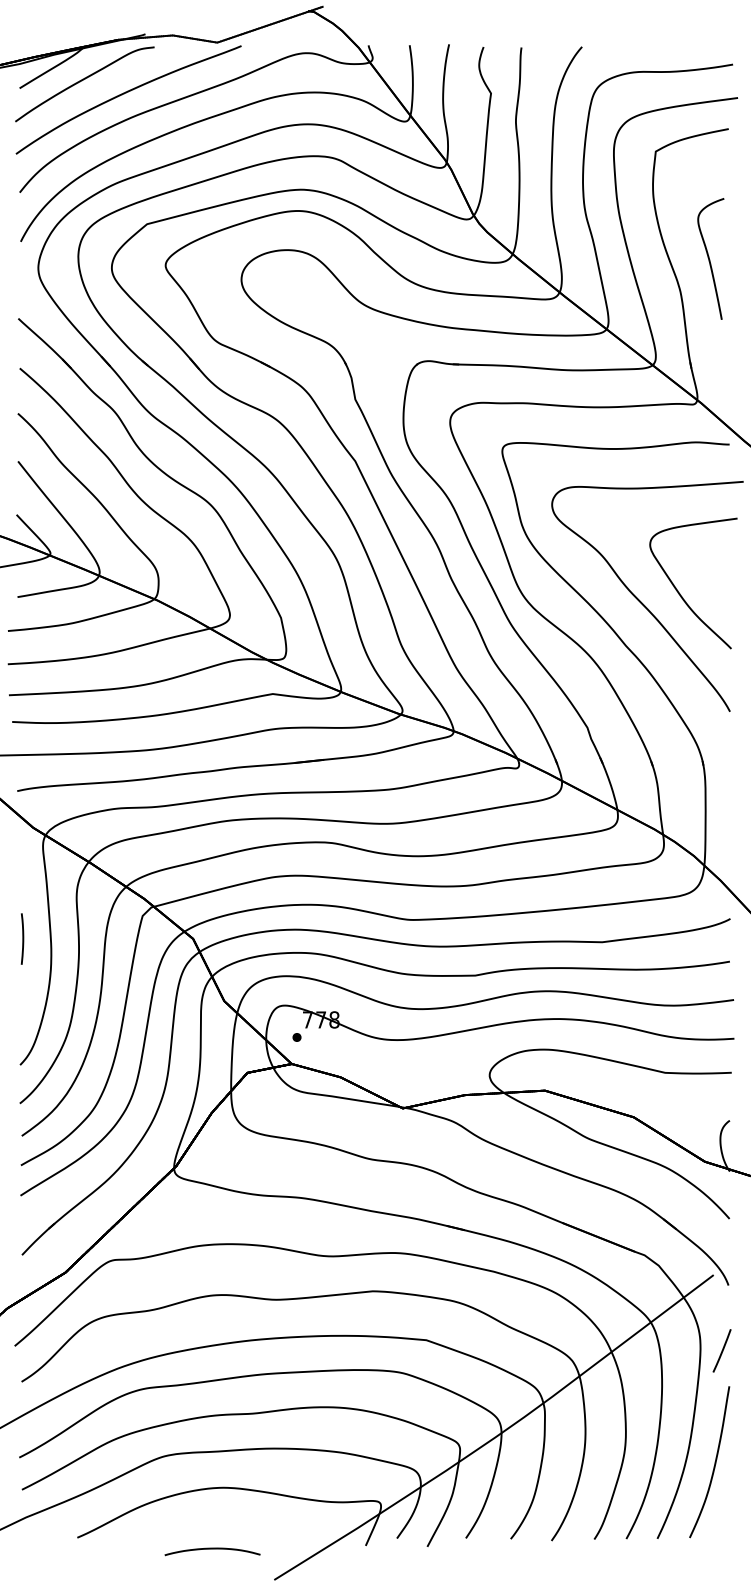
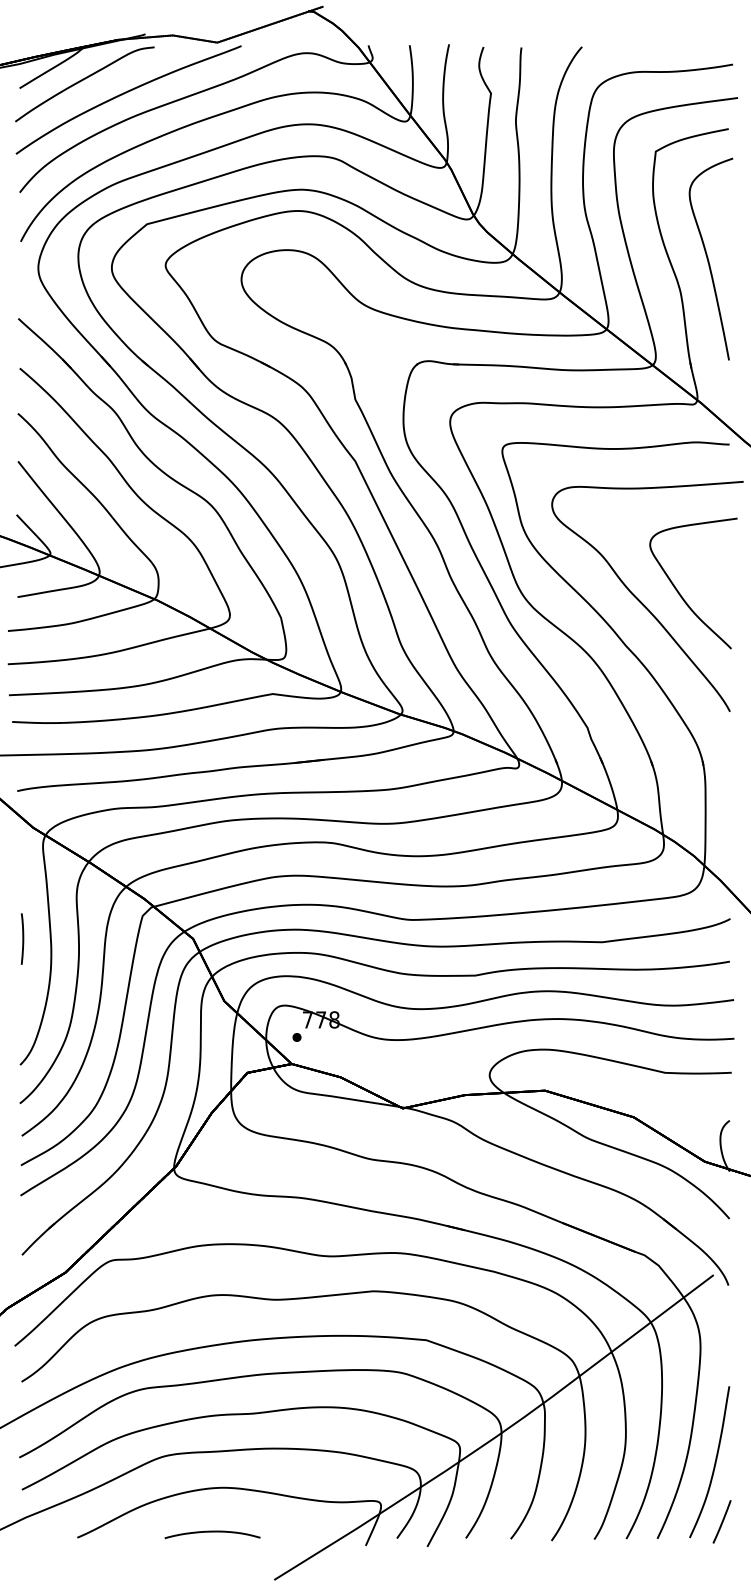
part size: 28x122 px -> 46x204 px (710, 258)
line position: (721, 1350) -> (721, 1521) (721, 1521)
part position: (212, 1551) -> (212, 1534) (212, 1534)
